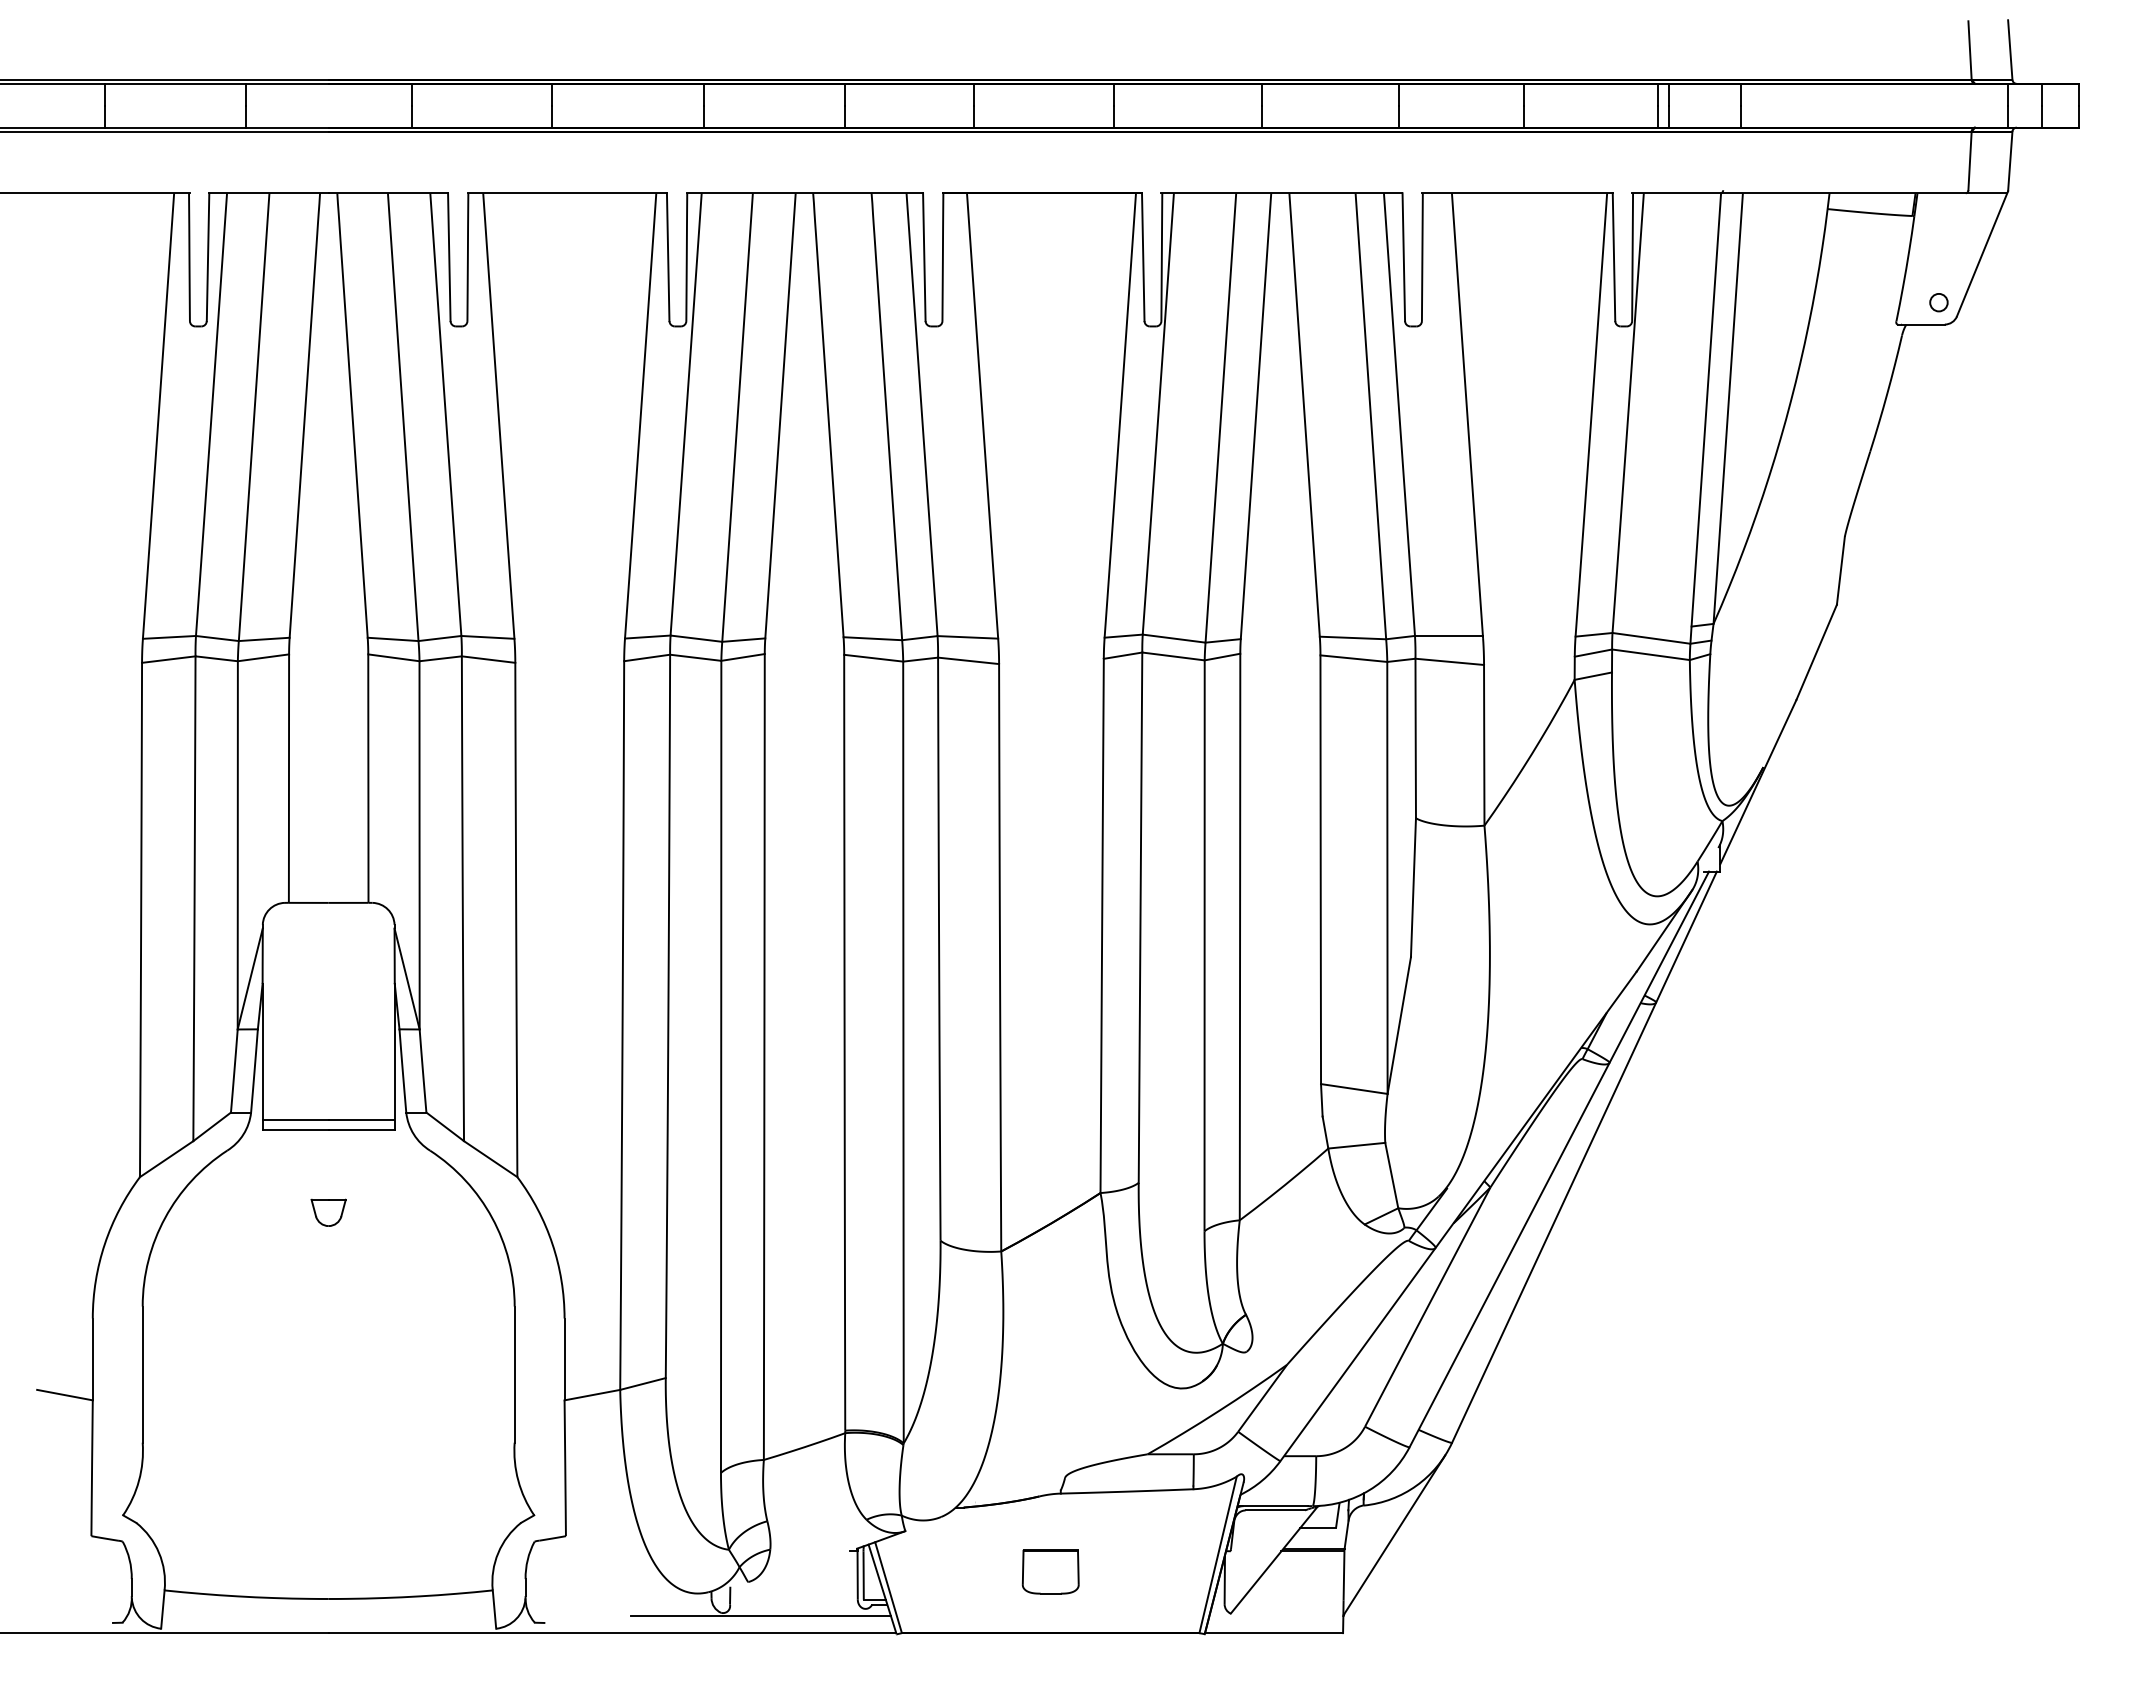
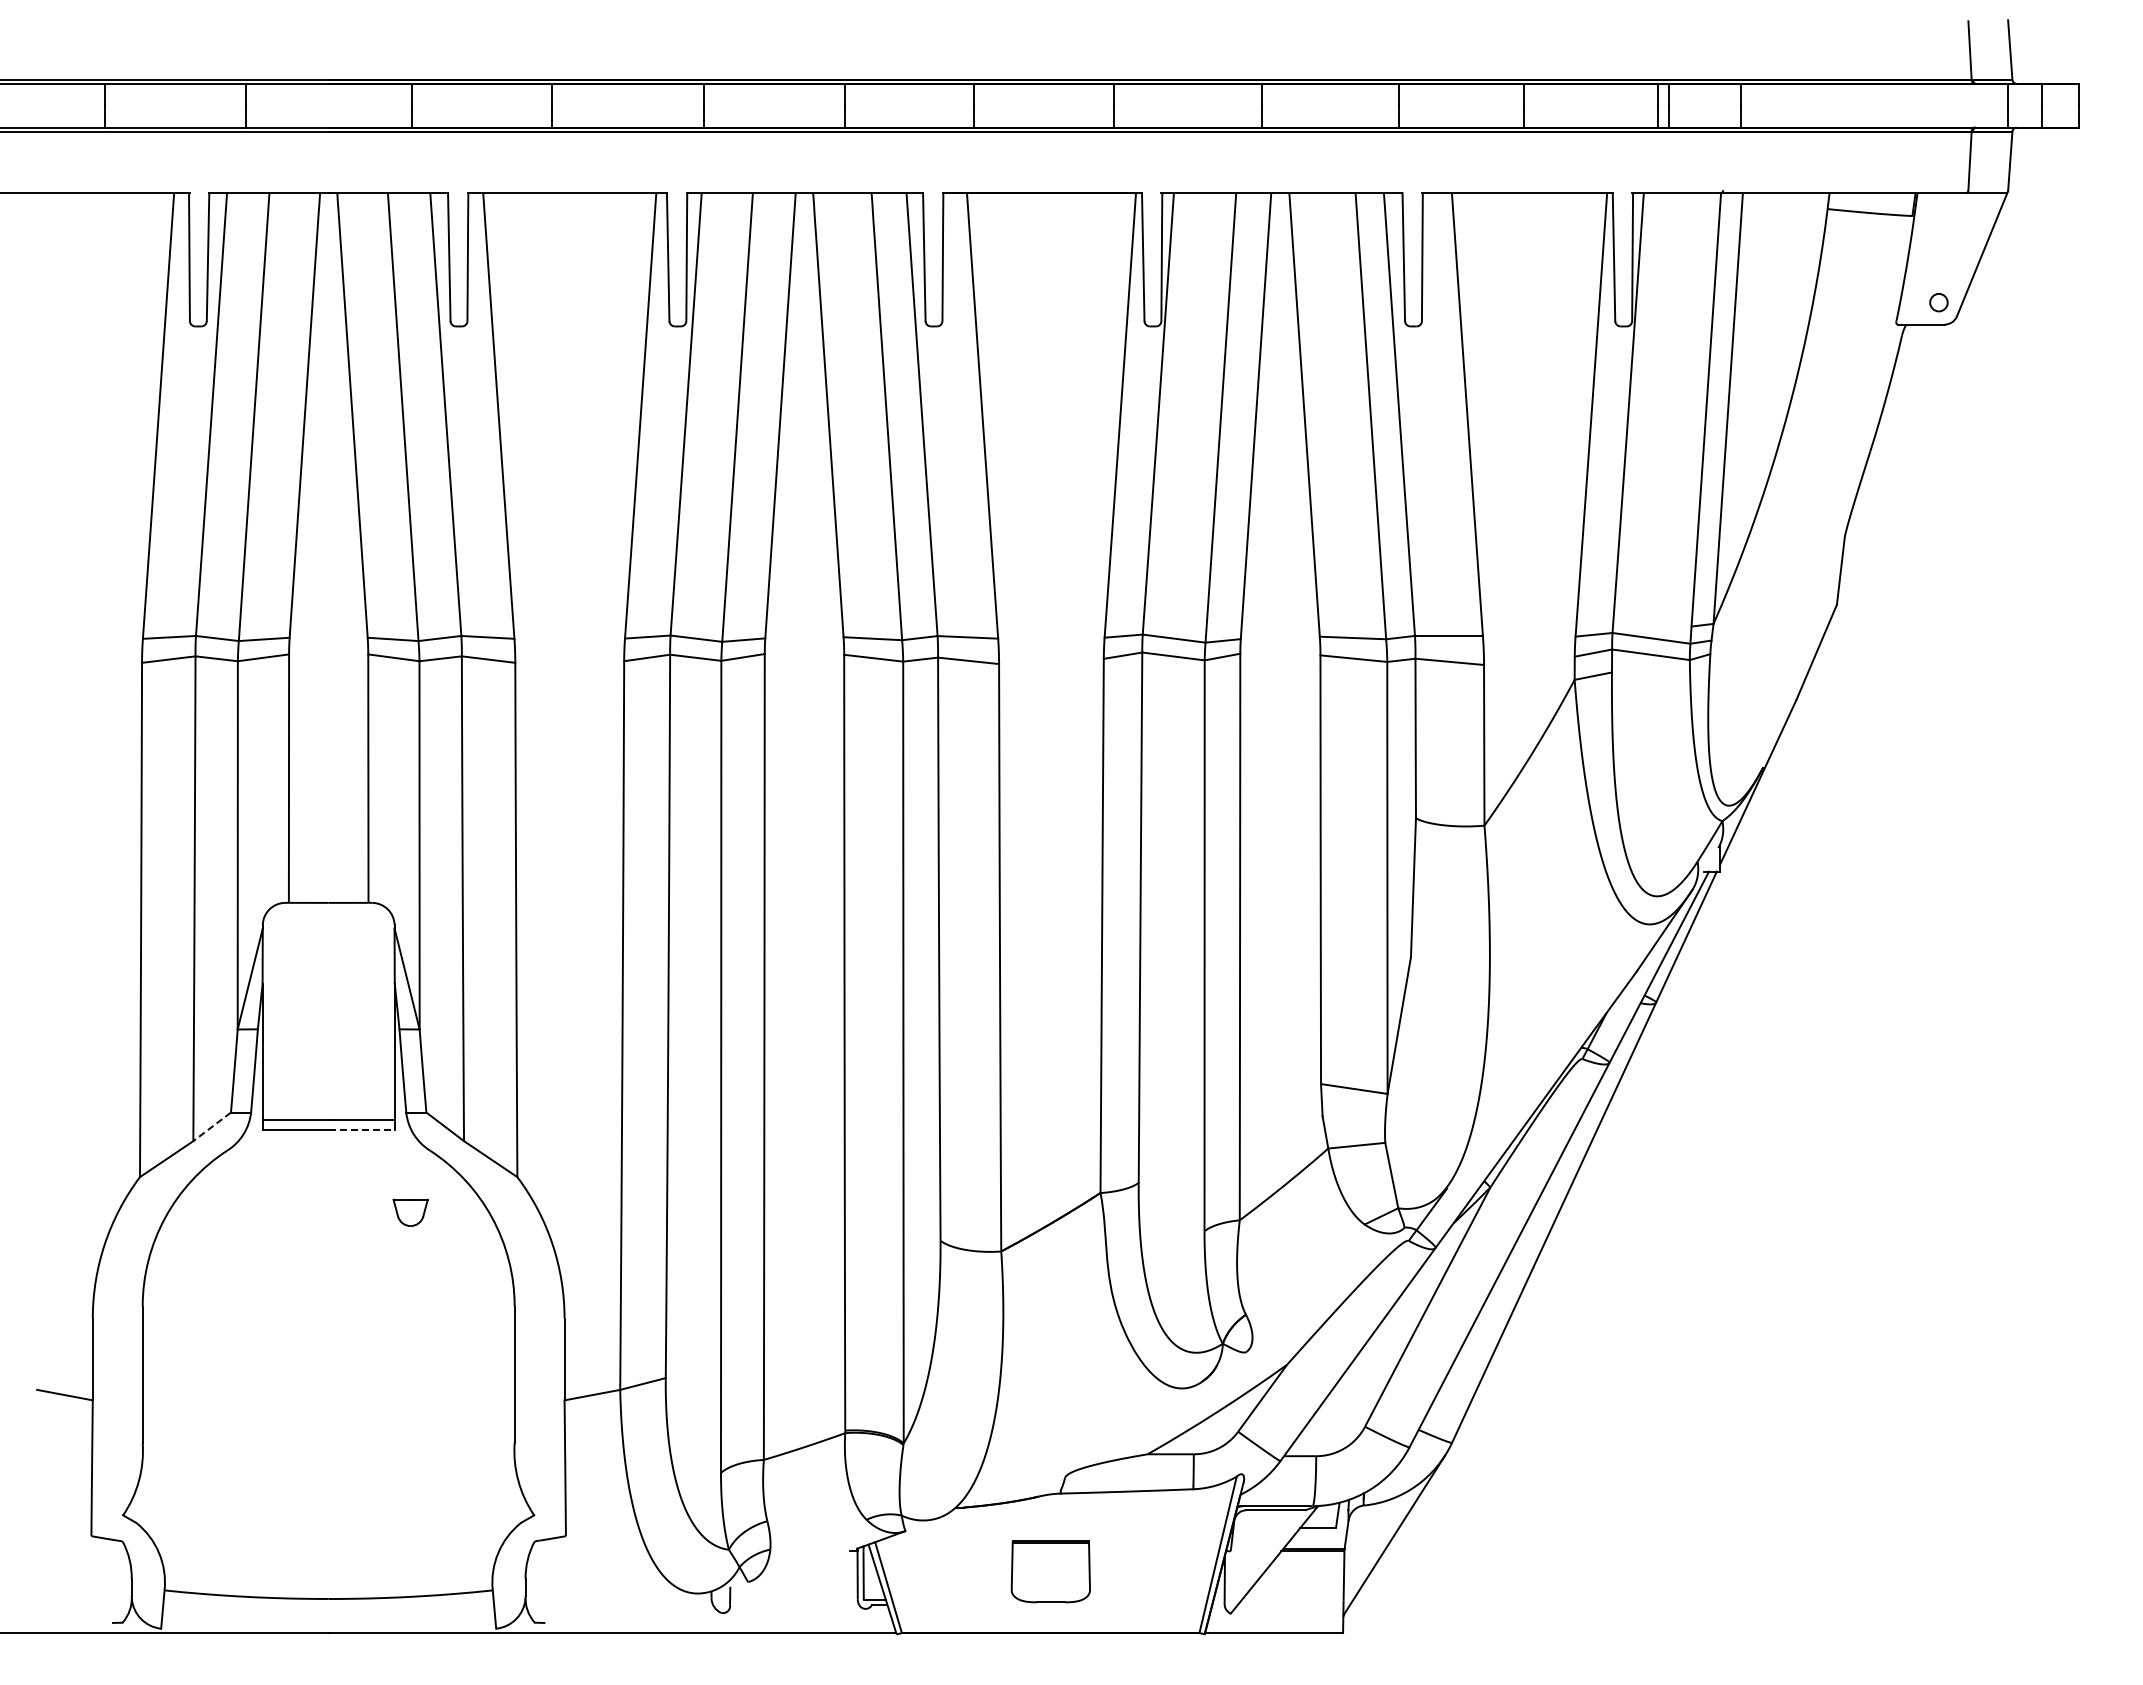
line: solid -> dashed (212, 1126)
line: solid -> dashed (362, 1129)
part position: (328, 1212) -> (410, 1212) (410, 1212)
part size: 59x46 px -> 81x64 px (1050, 1571)
line: present -> none (760, 1615)
